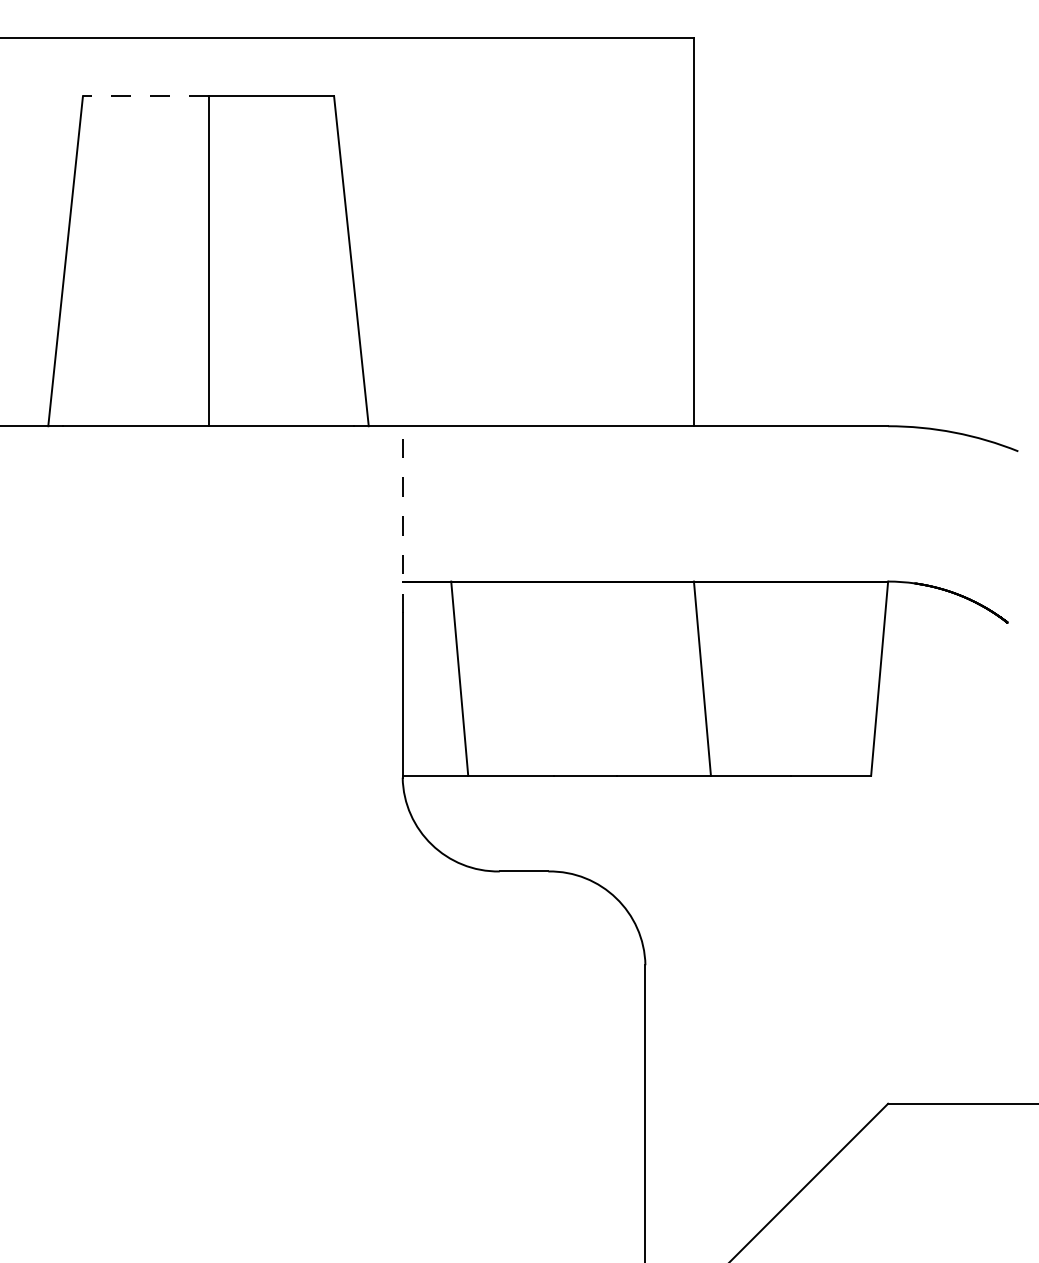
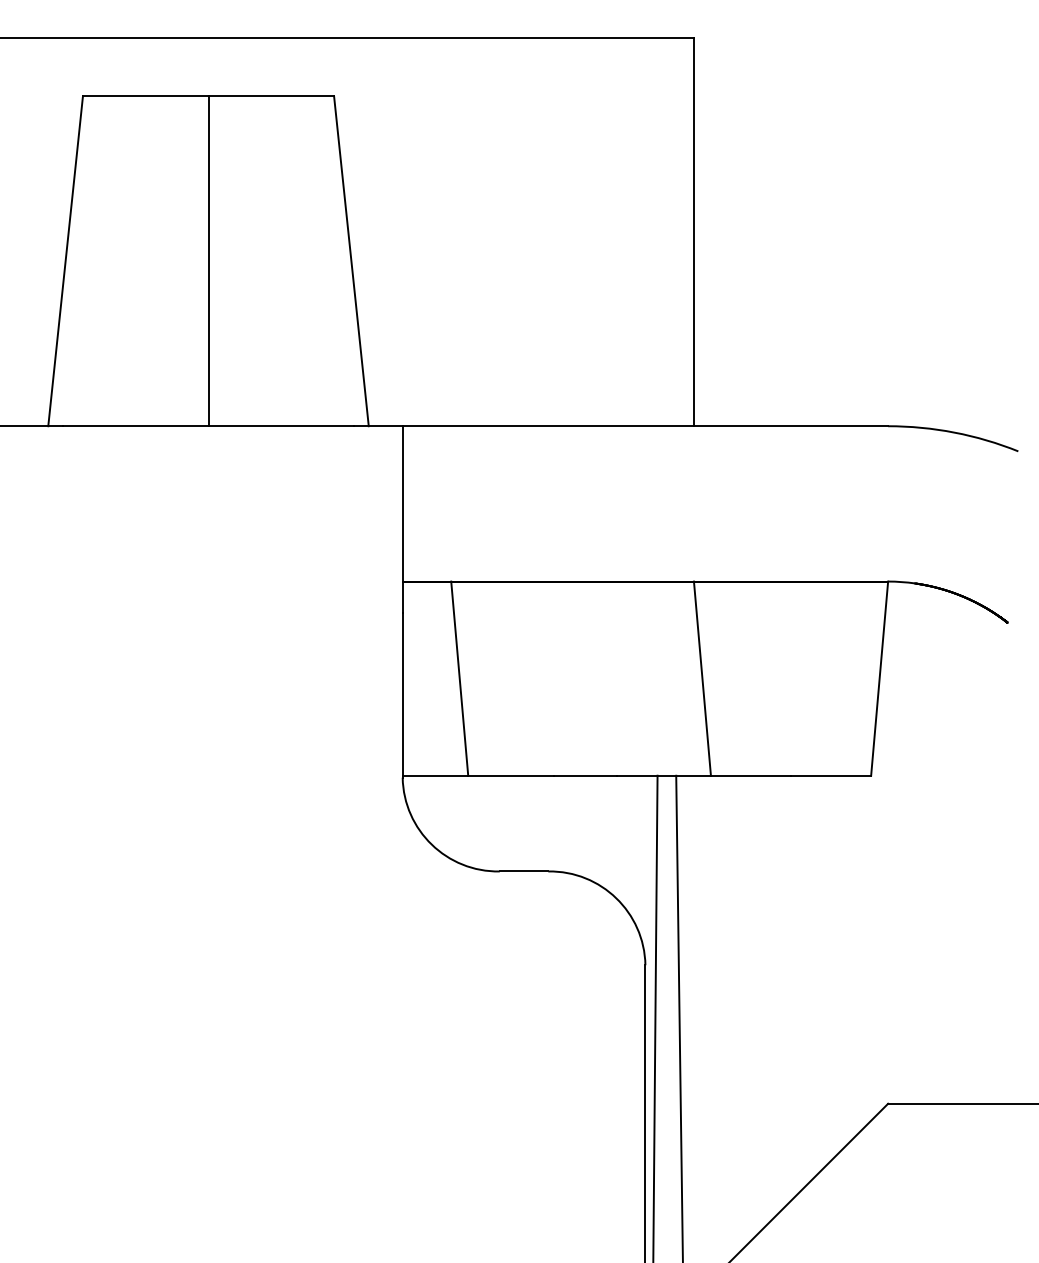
line: dashed -> solid (145, 96)
line: dashed -> solid (402, 519)
line: none -> present (655, 1017)
line: none -> present (679, 1017)
